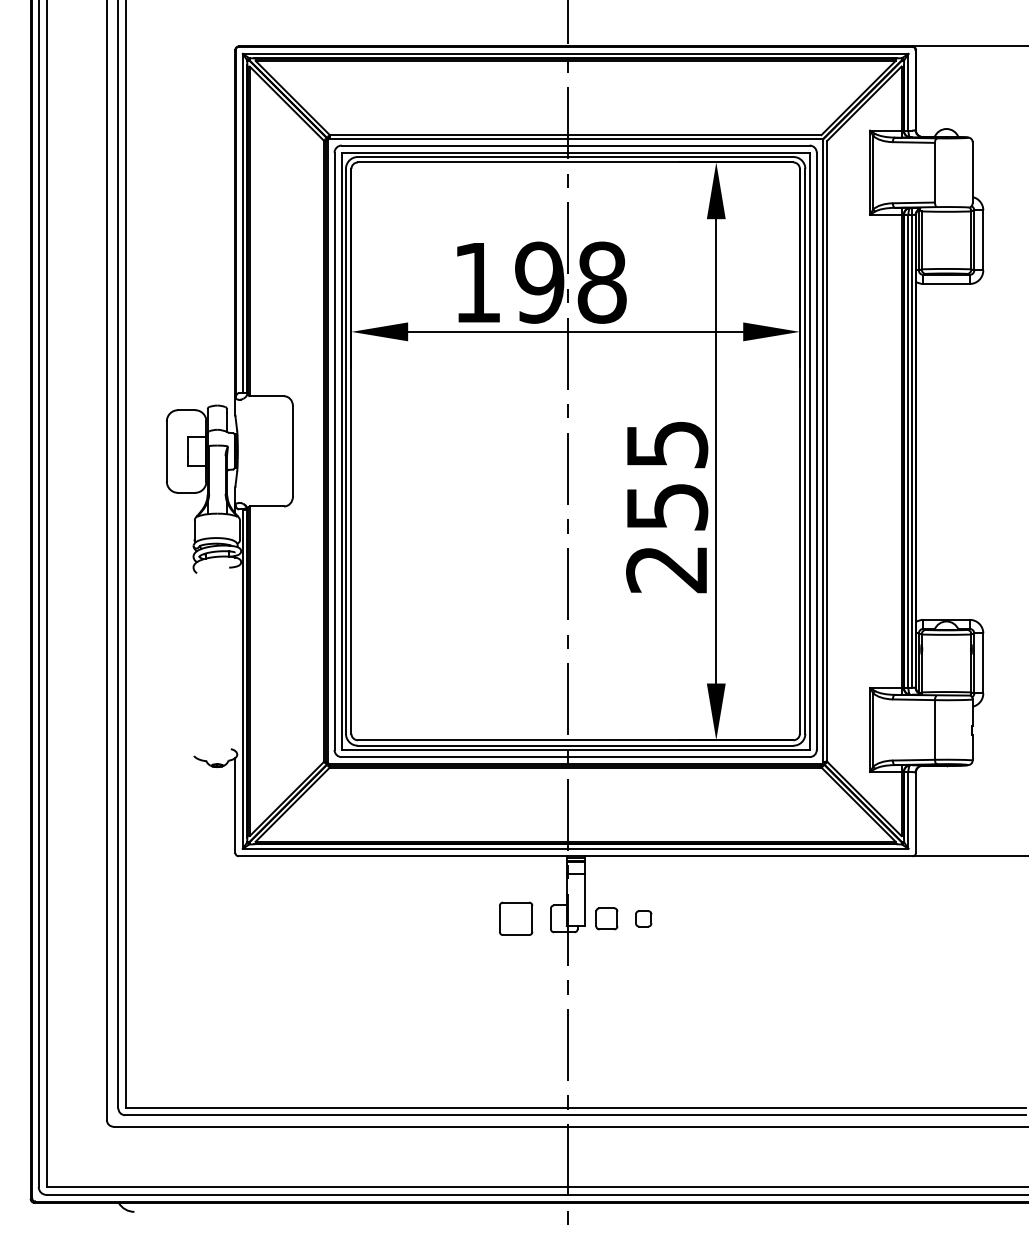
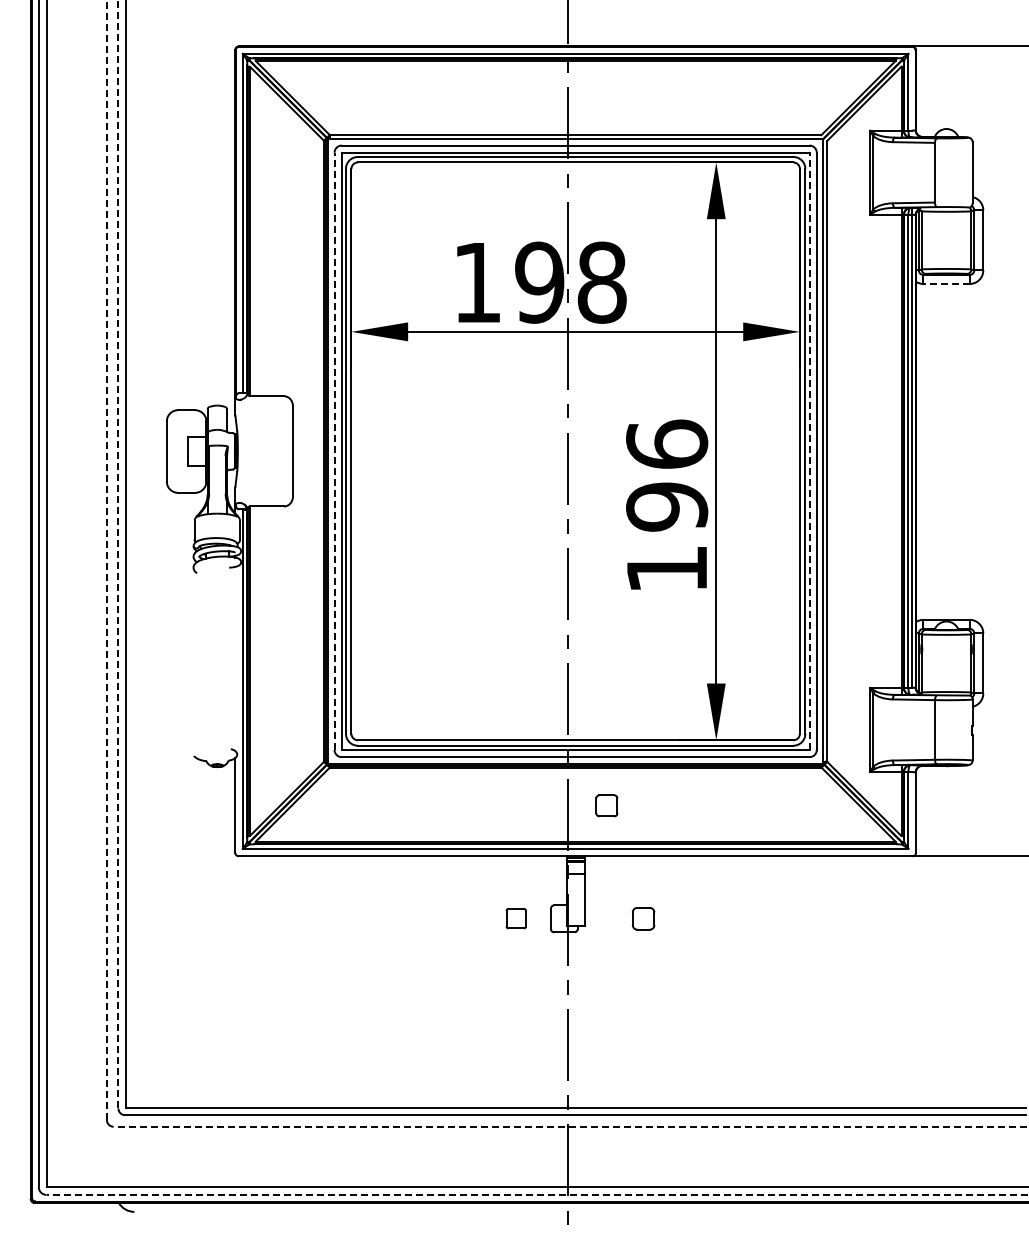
line: solid -> dashed (946, 284)
line: solid -> dashed (334, 451)
line: solid -> dashed (809, 451)
text: 255 -> 196 (667, 506)
line: solid -> dashed (118, 554)
line: solid -> dashed (106, 560)
part size: 35x35 px -> 22x22 px (515, 918)
part position: (606, 918) -> (606, 805) (606, 805)
part size: 18x18 px -> 24x24 px (643, 918)
line: solid -> dashed (571, 1126)
line: solid -> dashed (537, 1194)
